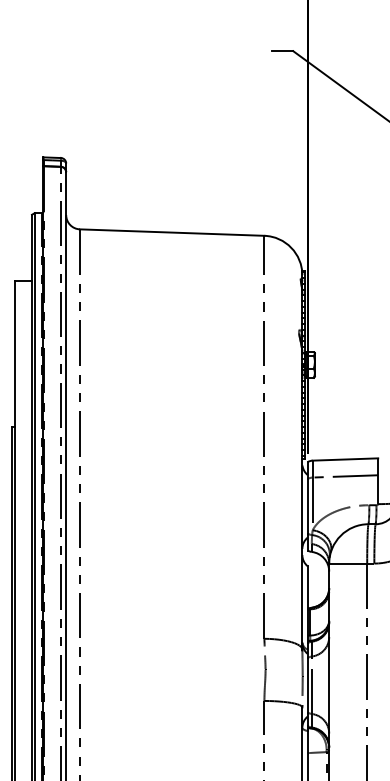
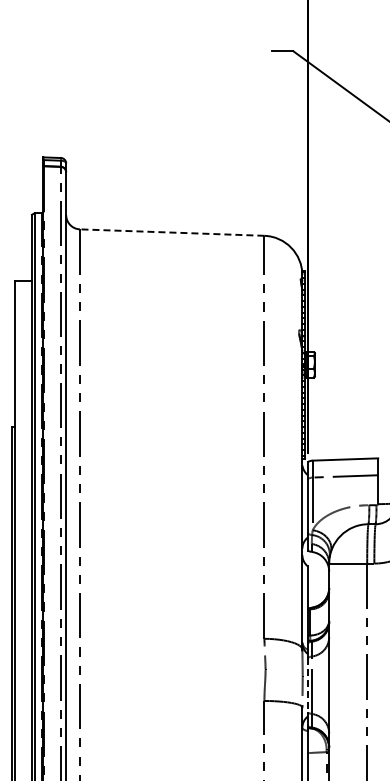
line: solid -> dashed (171, 232)
line: solid -> dashed (307, 685)
